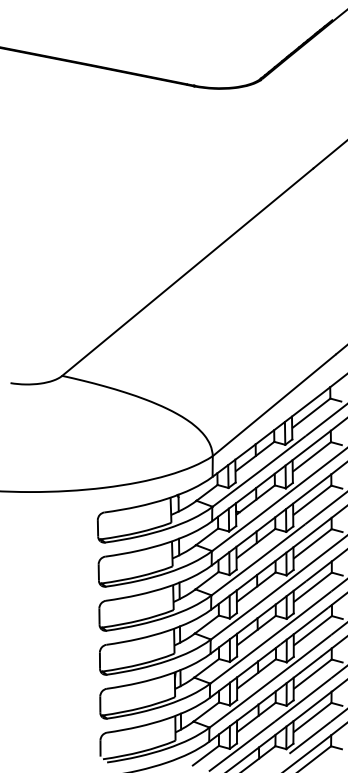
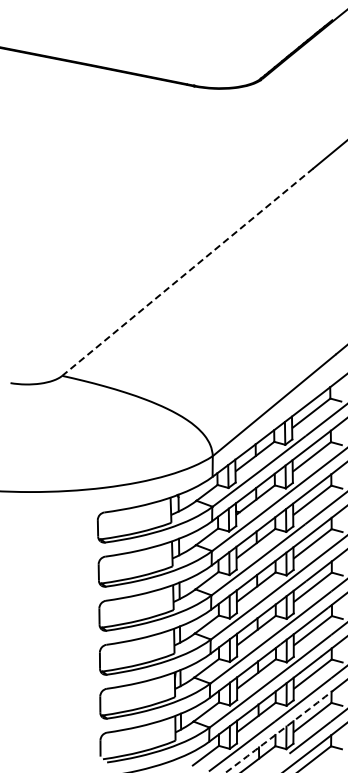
line: solid -> dashed (187, 272)
arc: solid -> dashed (279, 731)
